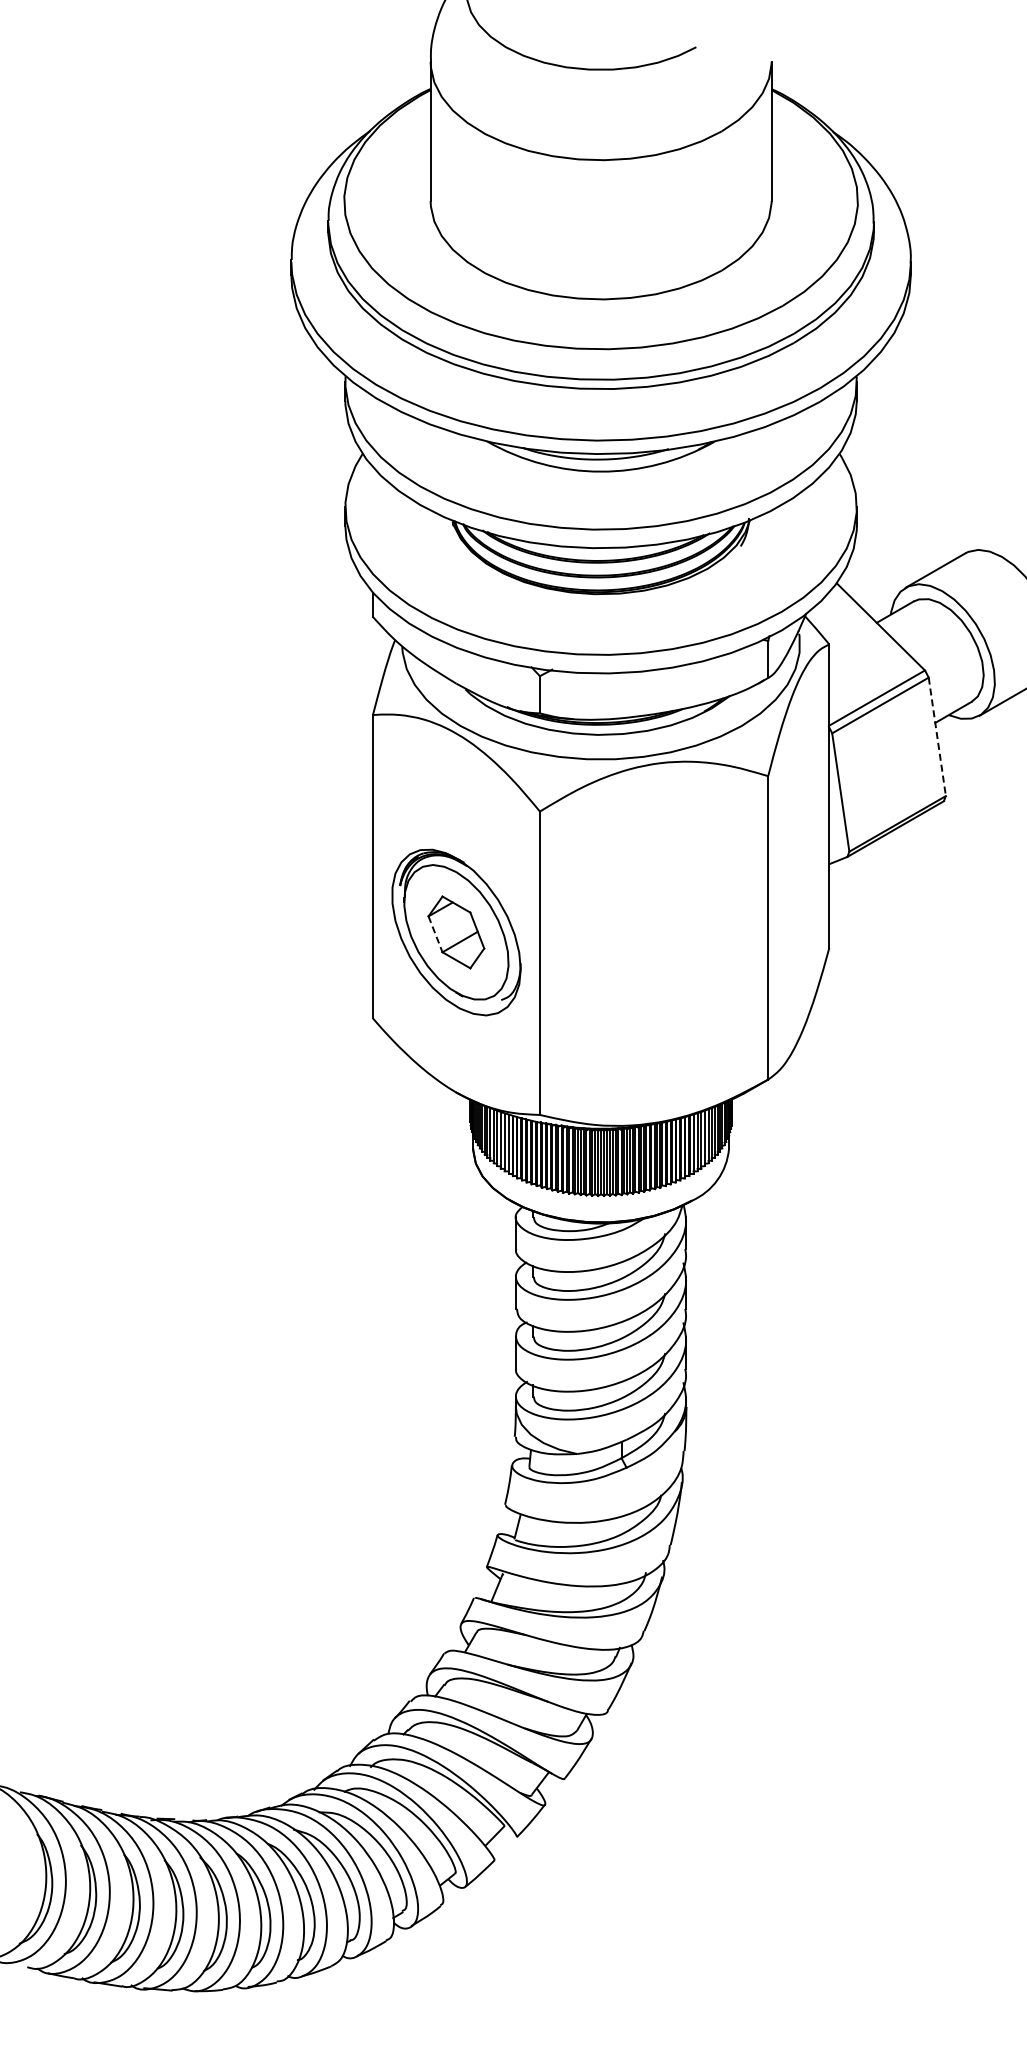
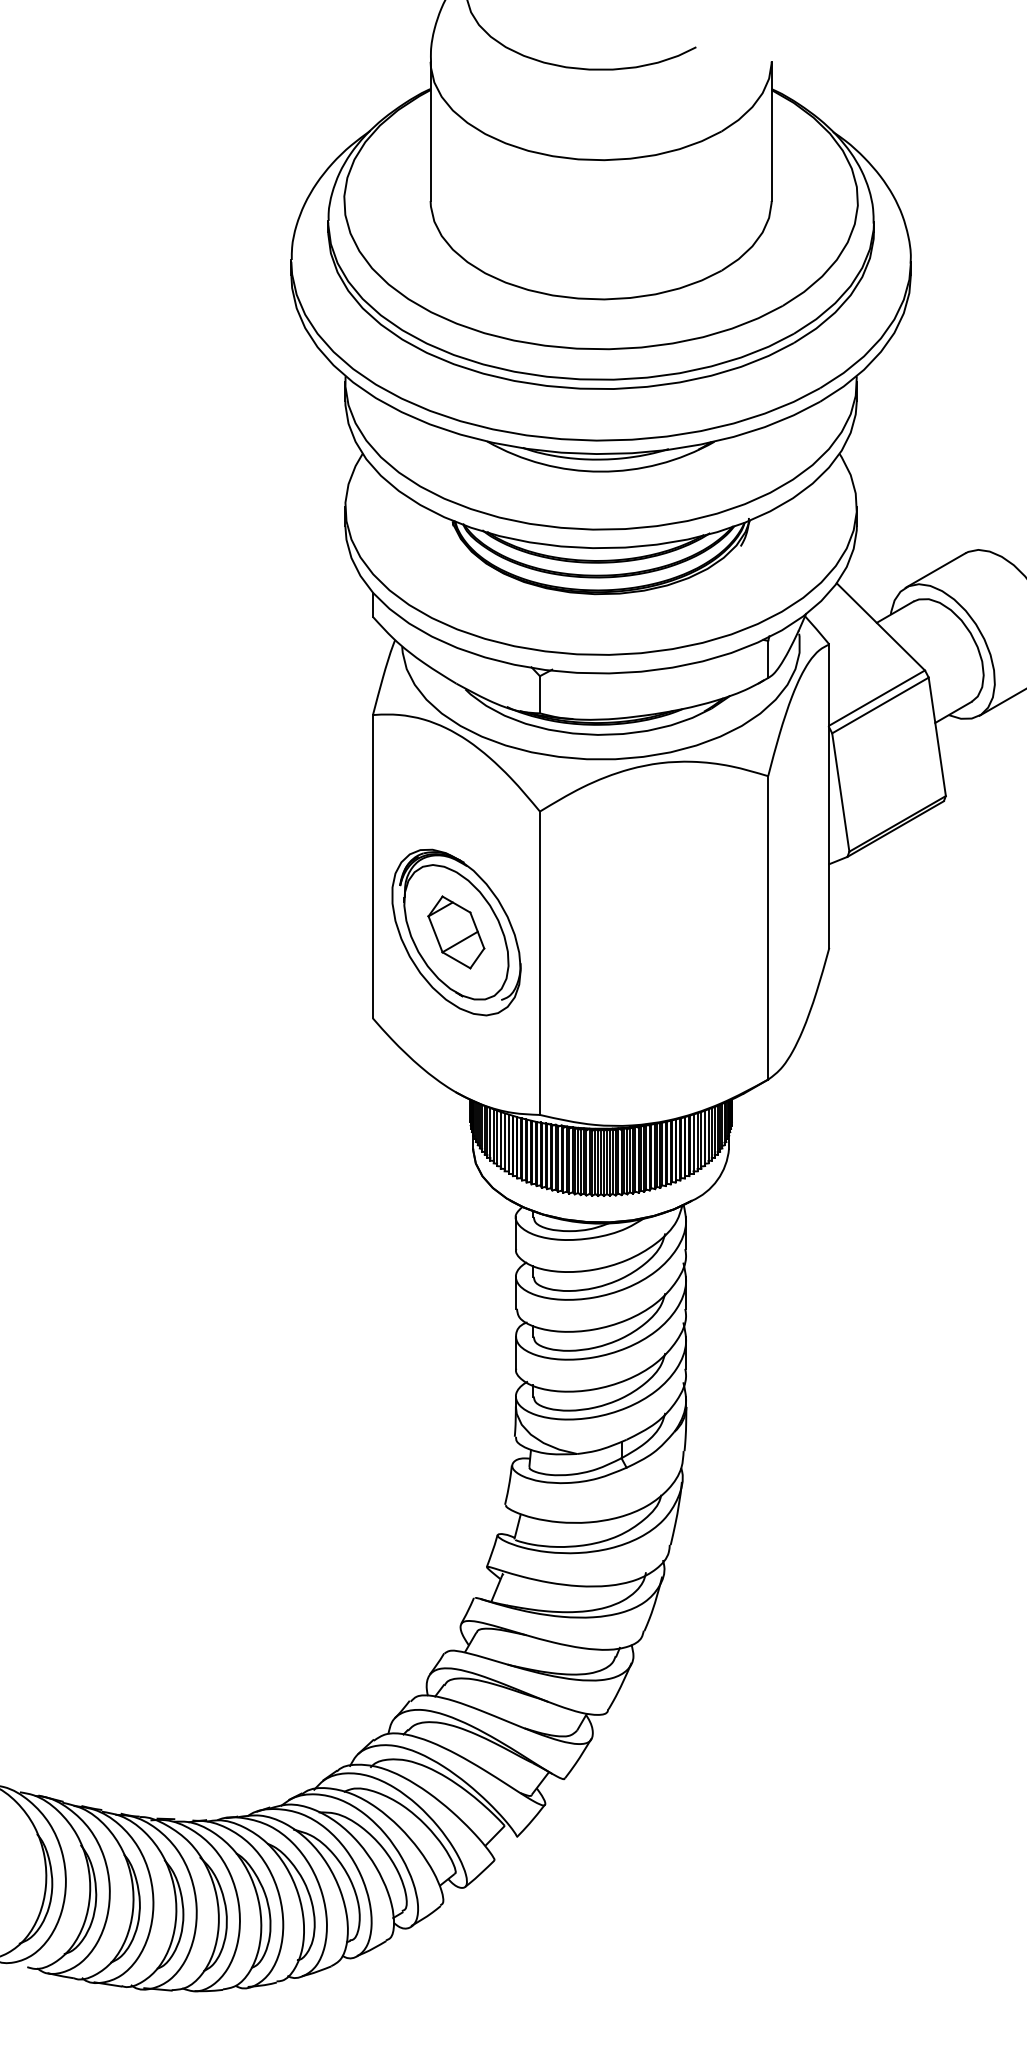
line: dashed -> solid (937, 736)
line: dashed -> solid (435, 934)
